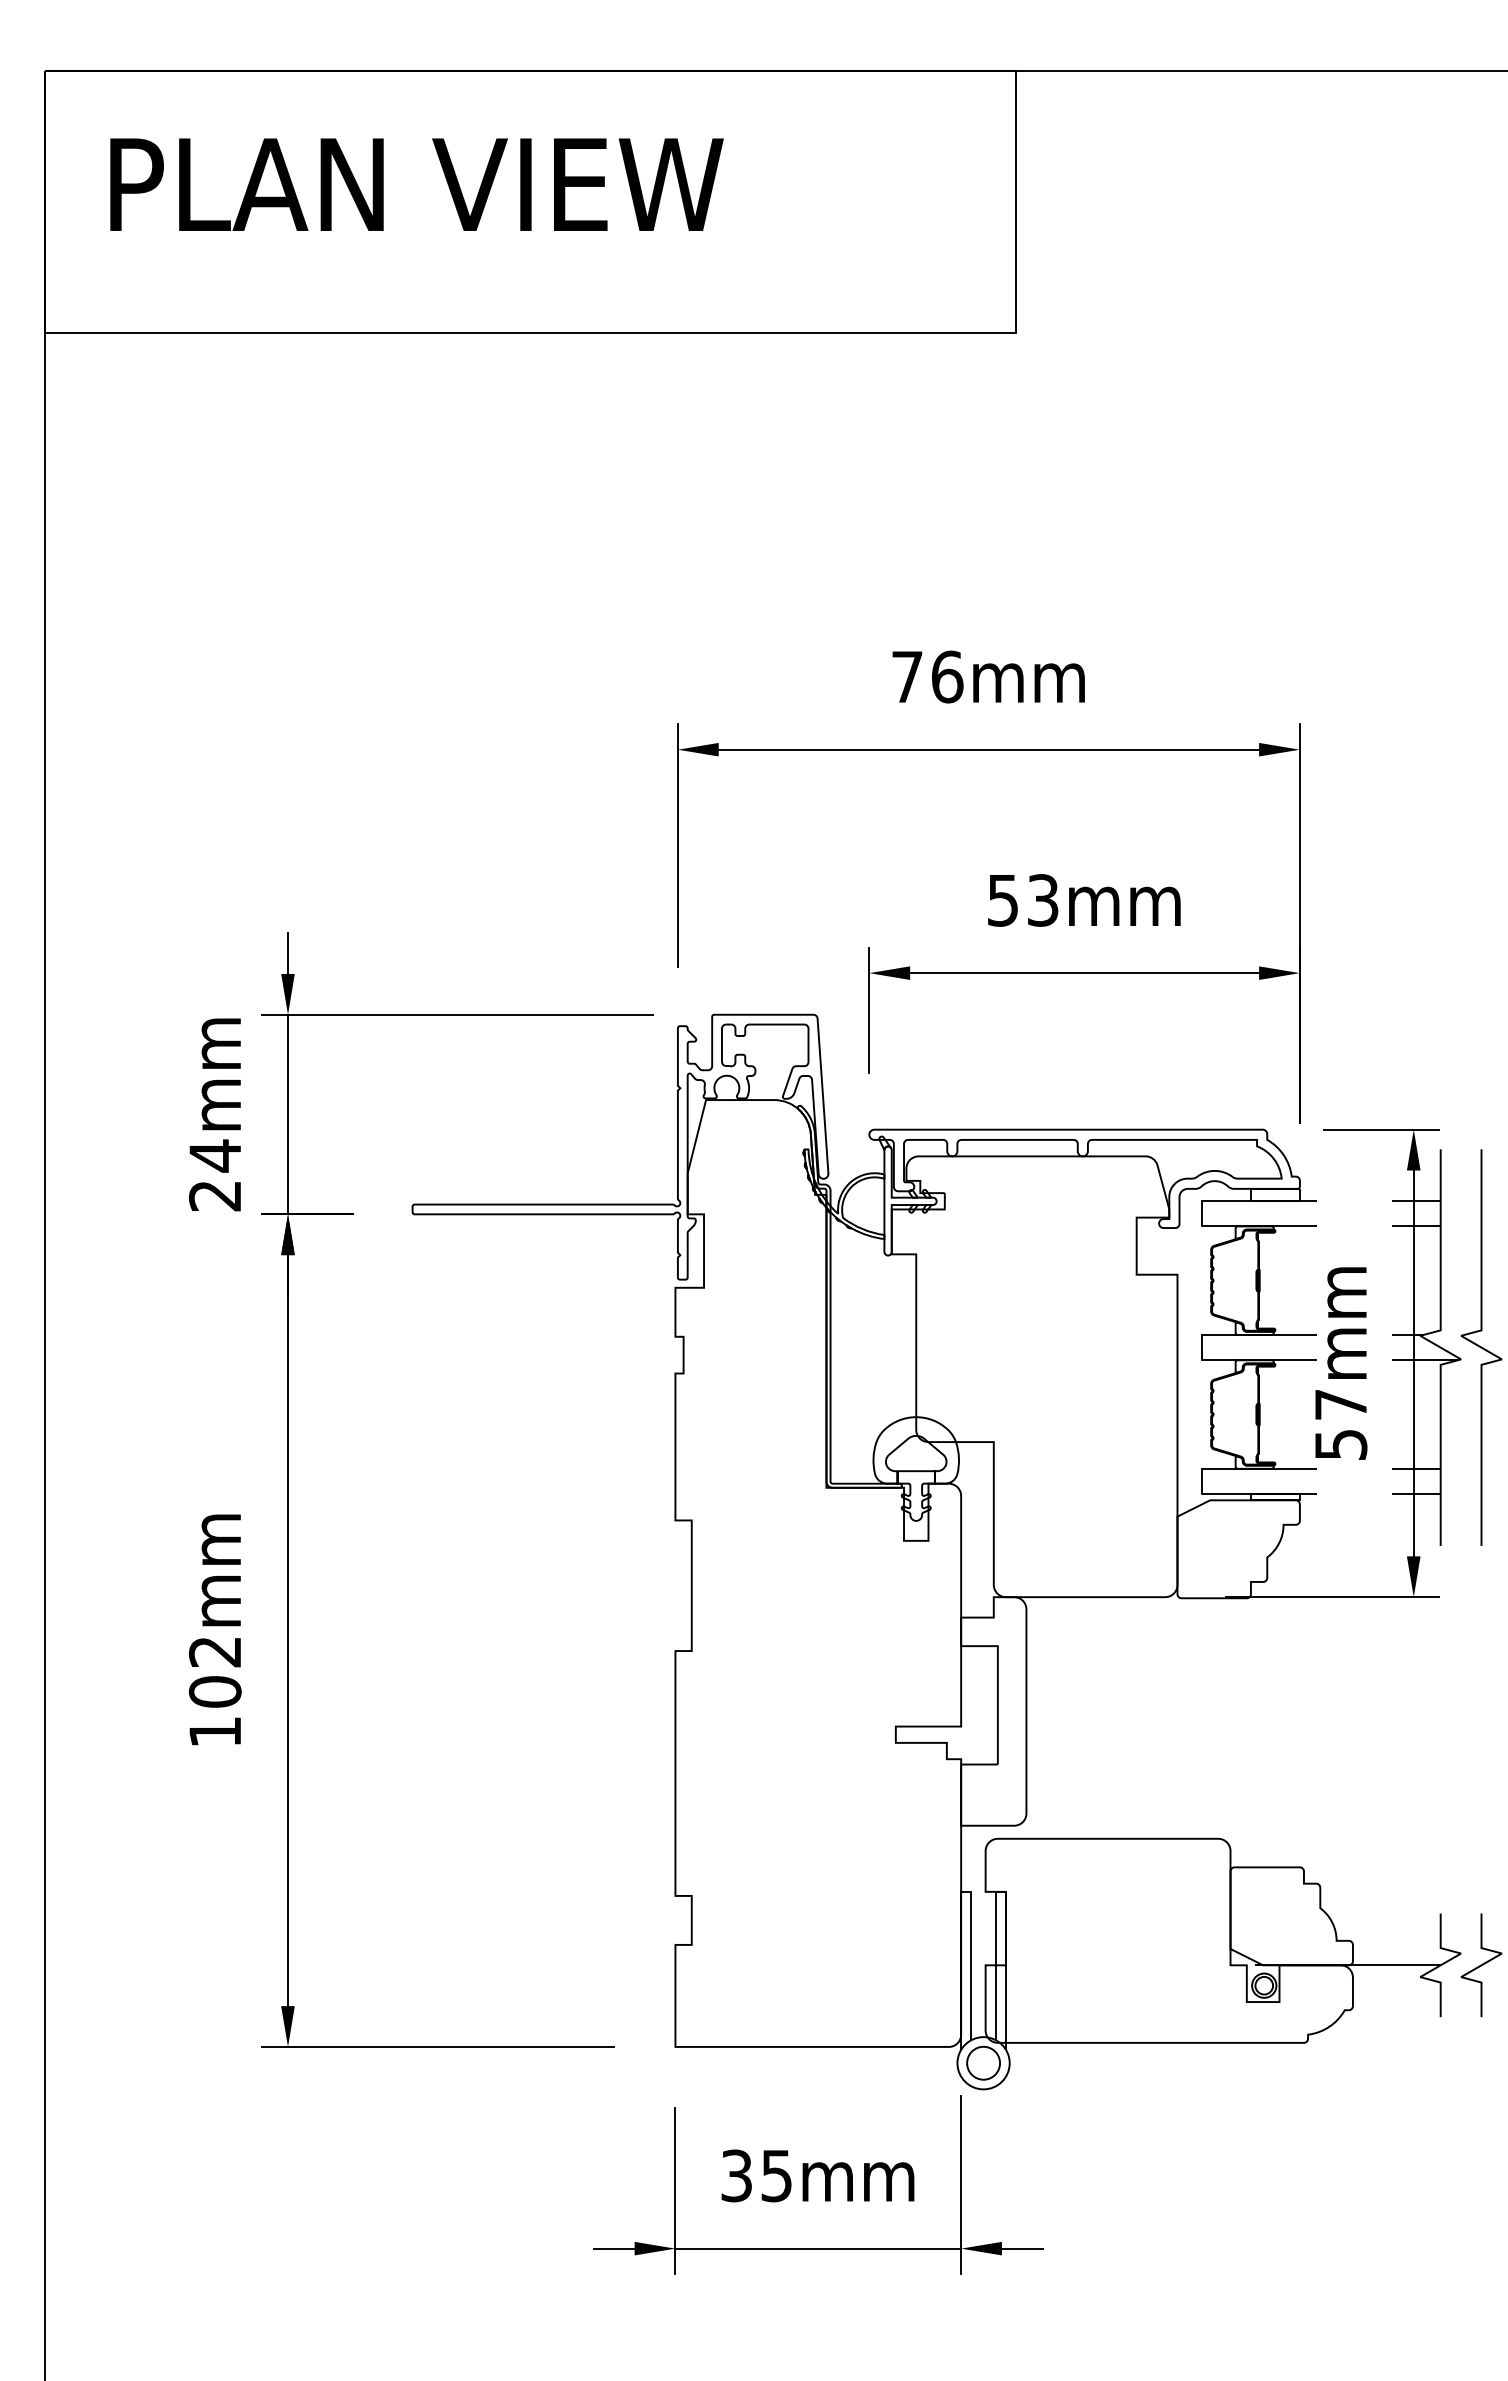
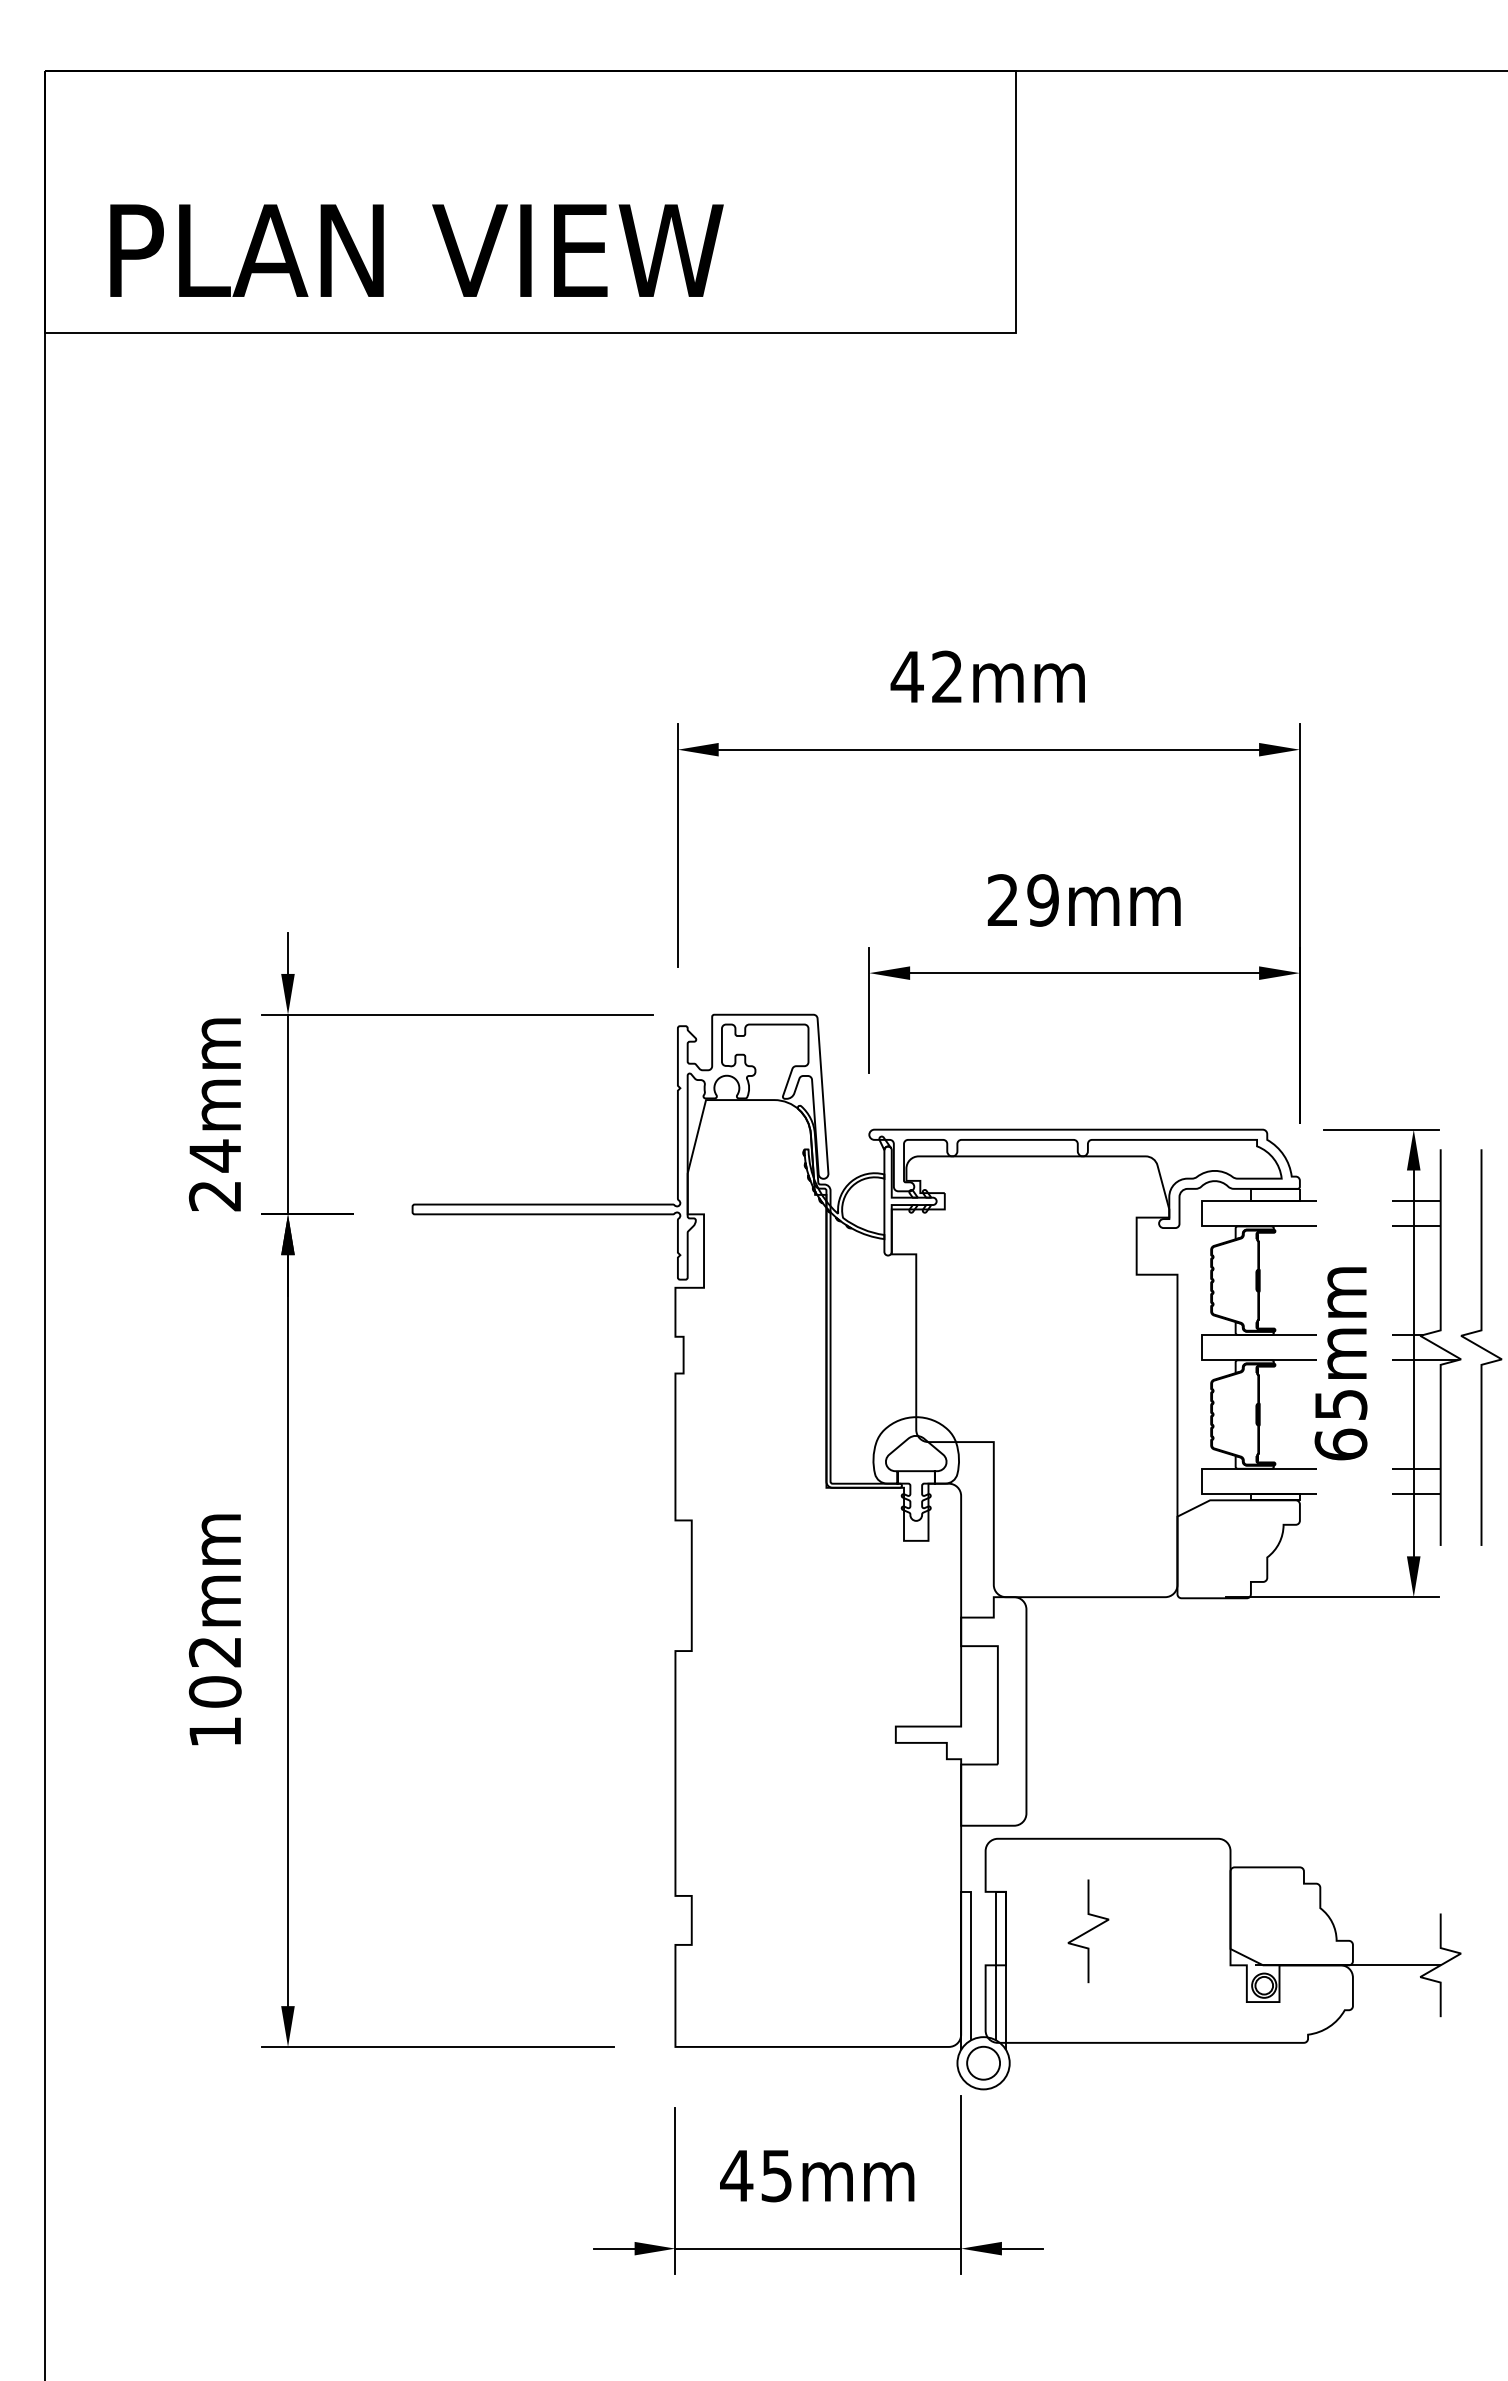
text position: (416, 184) -> (416, 250) (416, 250)
text: 76mm -> 42mm (926, 676)
text: 53mm -> 29mm (1022, 900)
text: 57mm -> 65mm (1340, 1425)
curve position: (1481, 1965) -> (1088, 1931) (1088, 1931)
text: 35mm -> 45mm (736, 2175)
